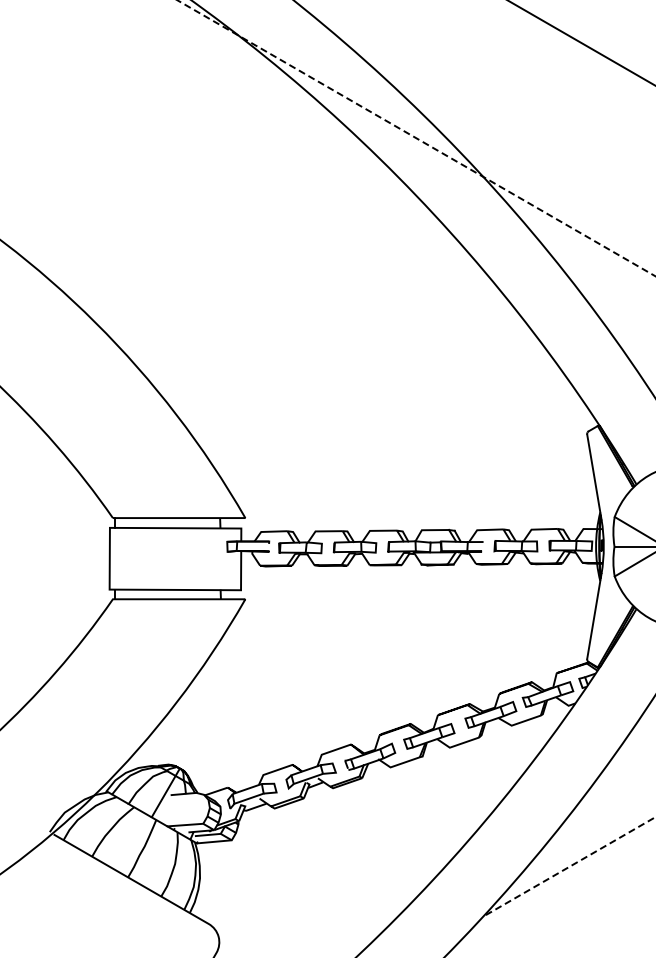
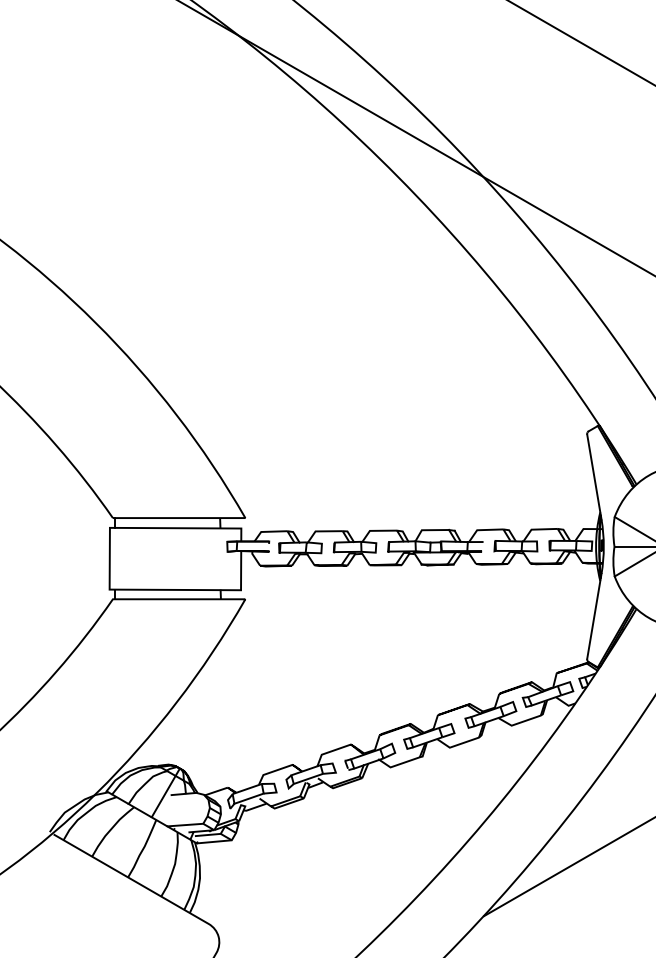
line: dashed -> solid (416, 138)
line: dashed -> solid (569, 866)
